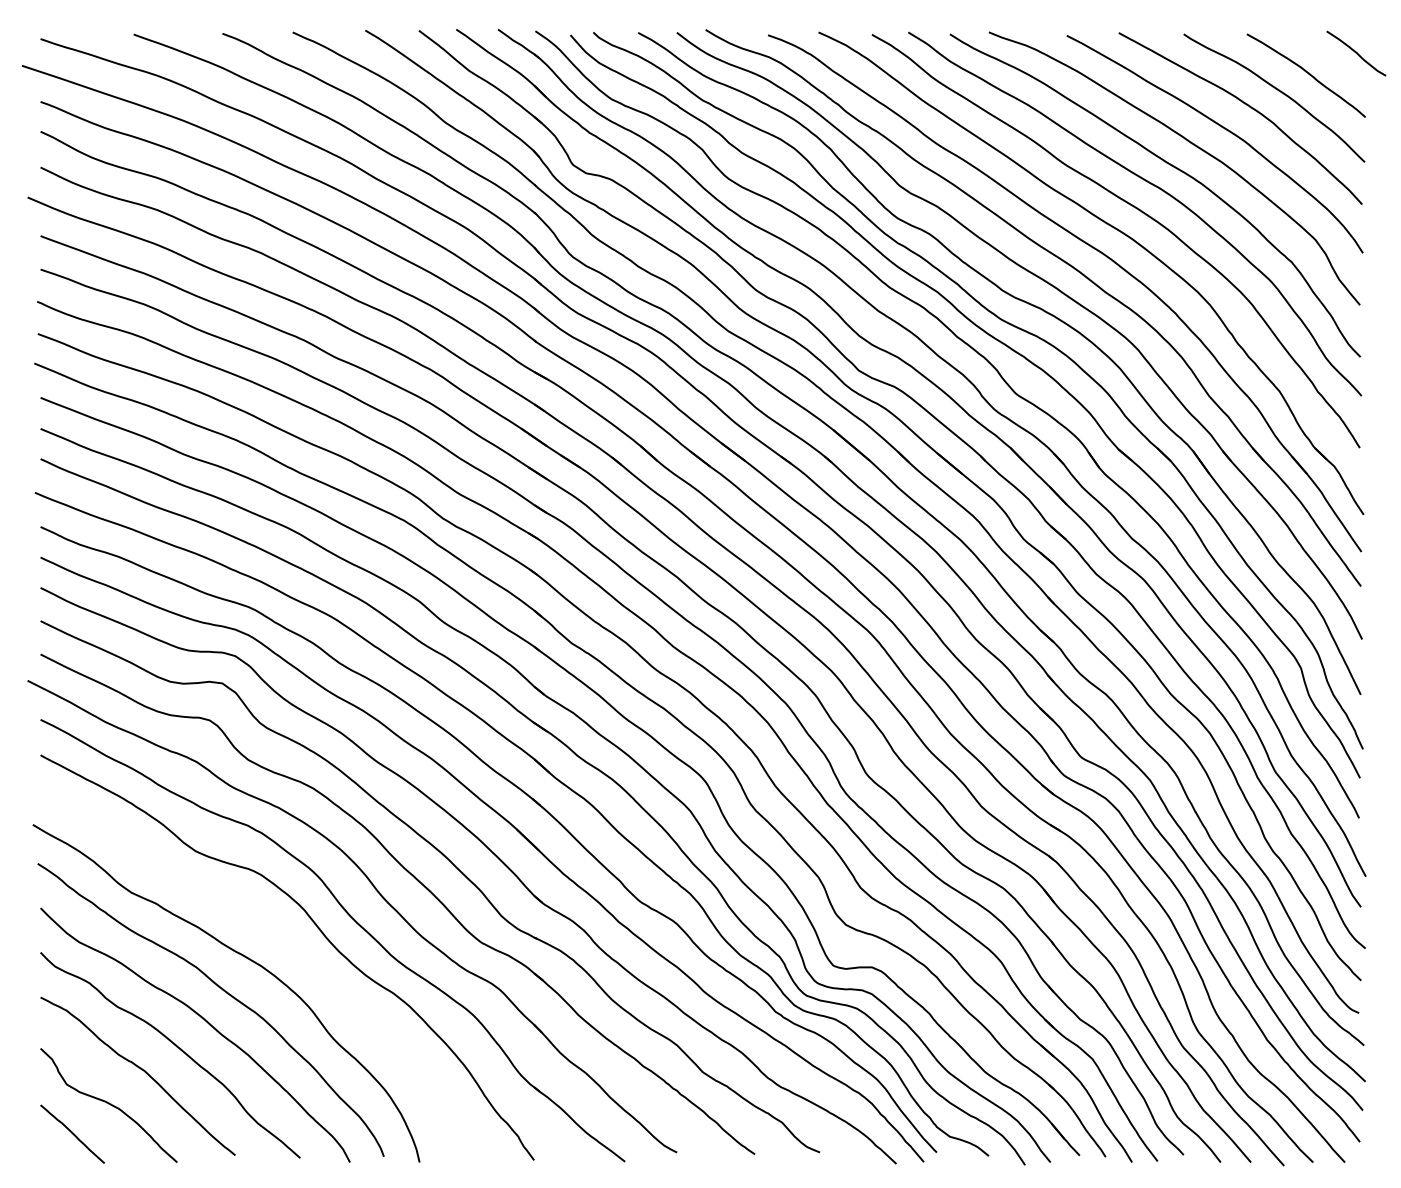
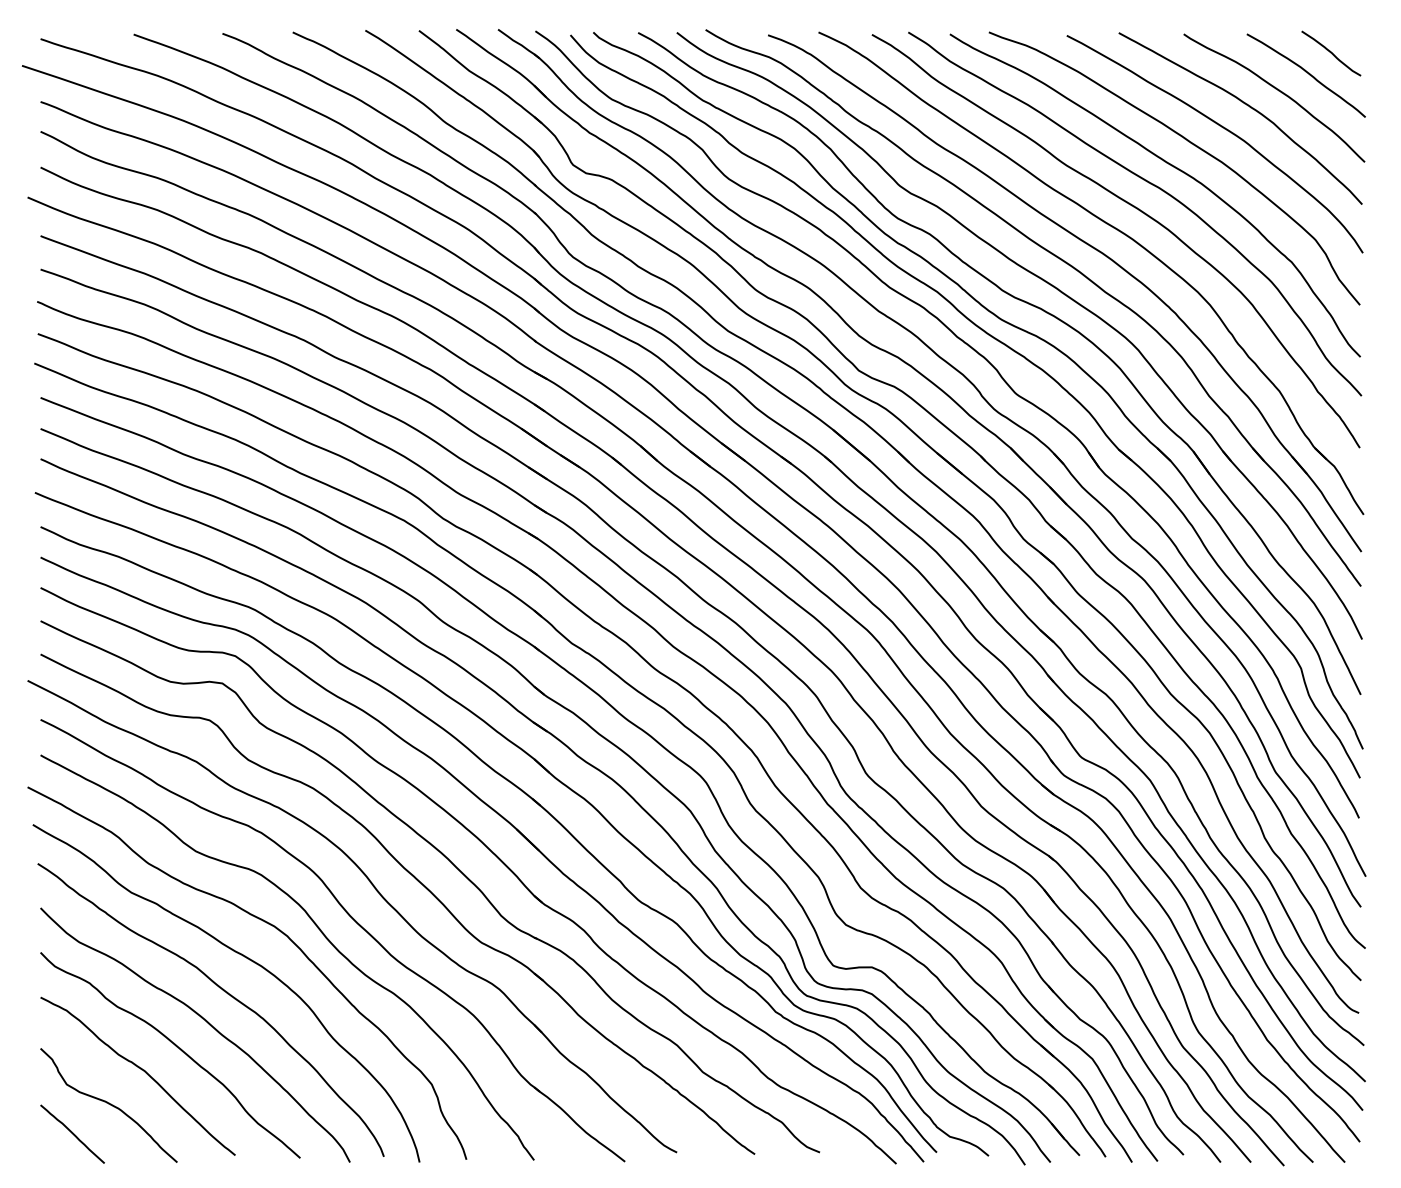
curve position: (1356, 53) -> (1331, 53) (1331, 53)
curve: none -> present (280, 932)
